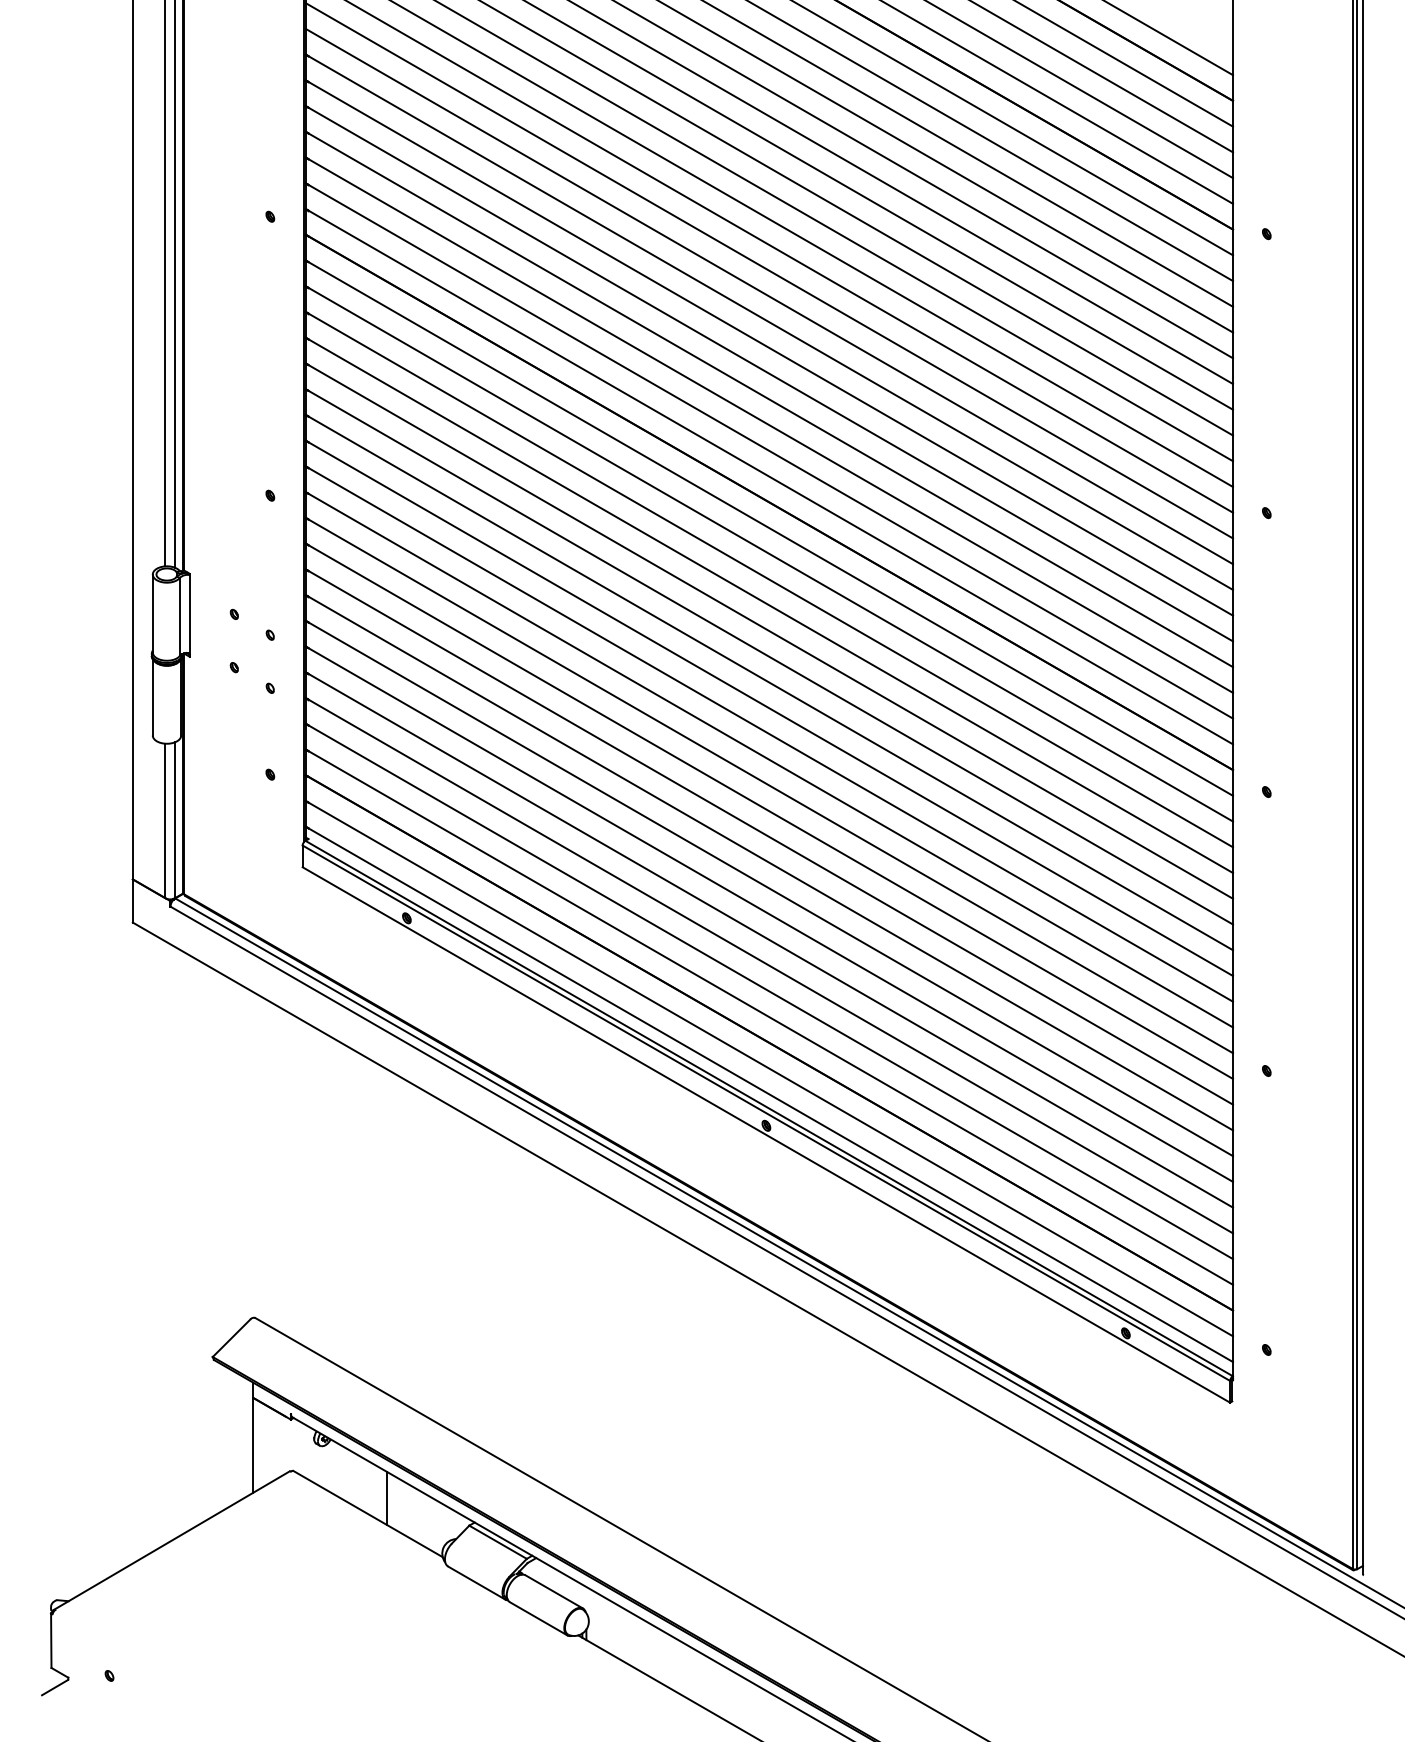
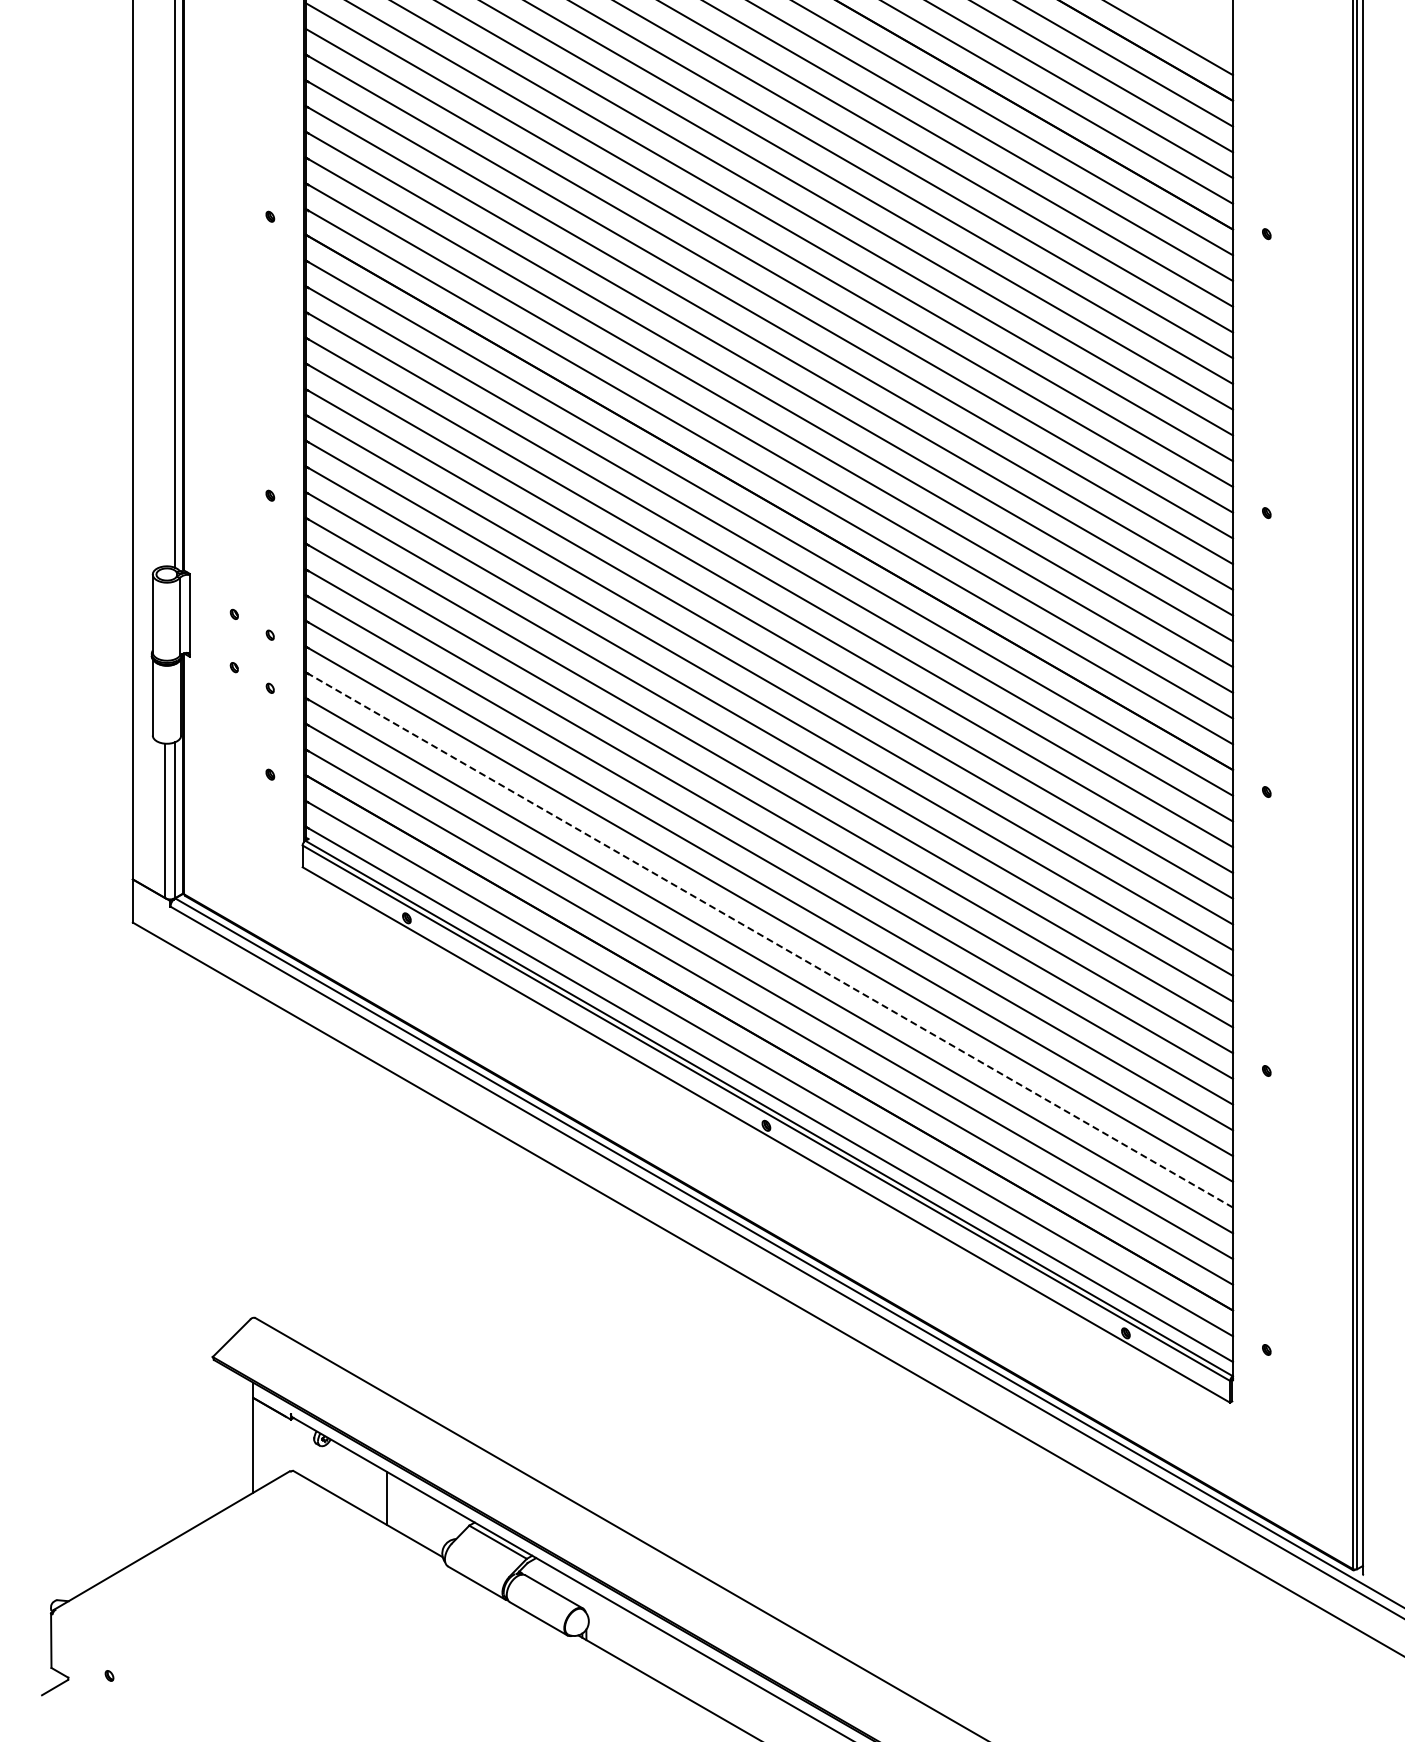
line: present -> none (165, 284)
line: solid -> dashed (768, 939)
